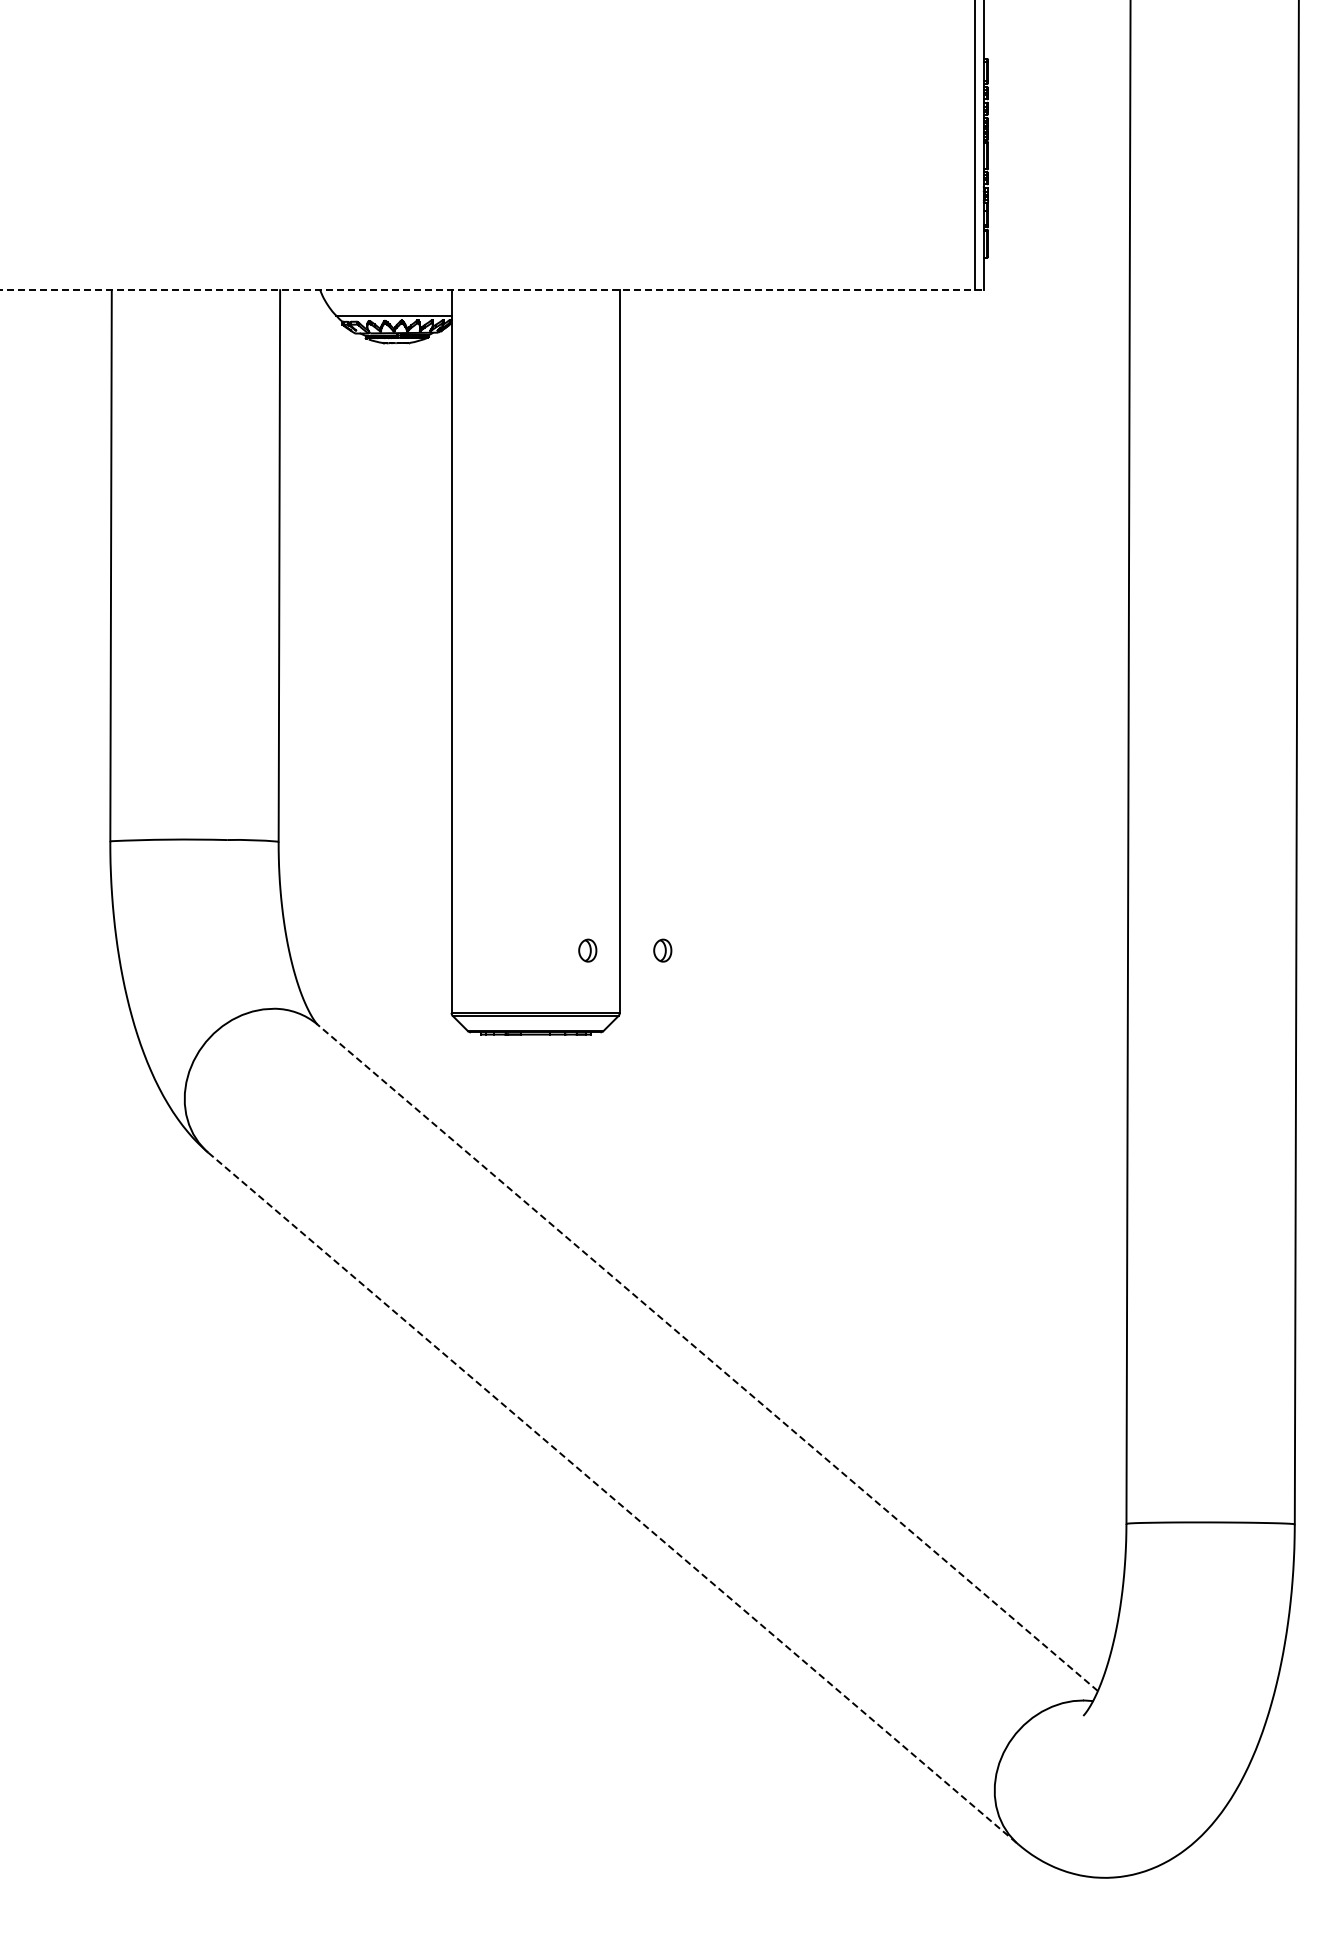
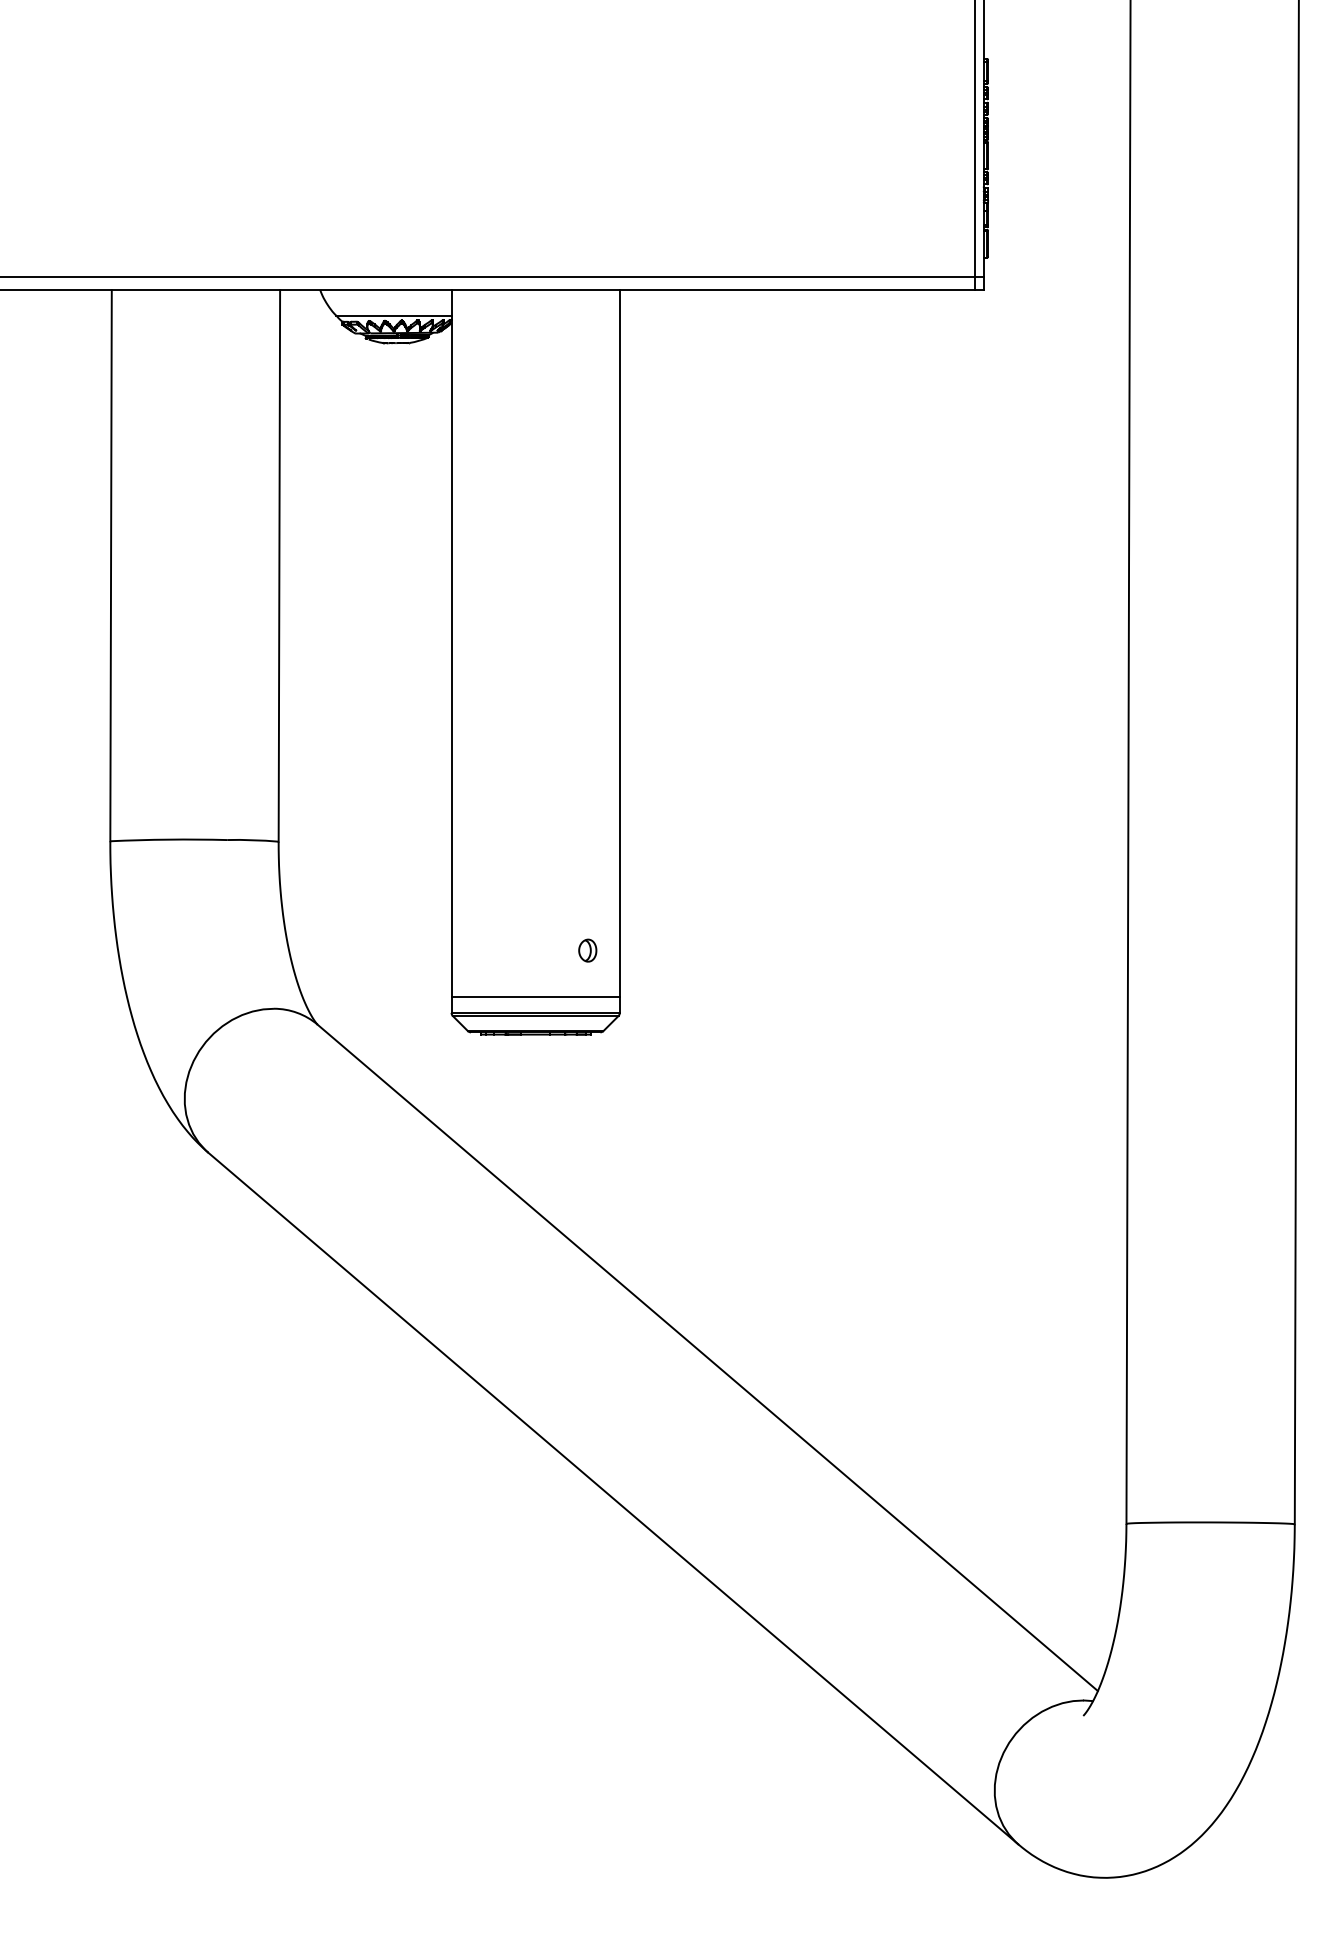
line: none -> present (492, 276)
line: dashed -> solid (492, 290)
part: present -> none (662, 950)
line: none -> present (535, 997)
line: dashed -> solid (707, 1357)
line: dashed -> solid (613, 1498)
